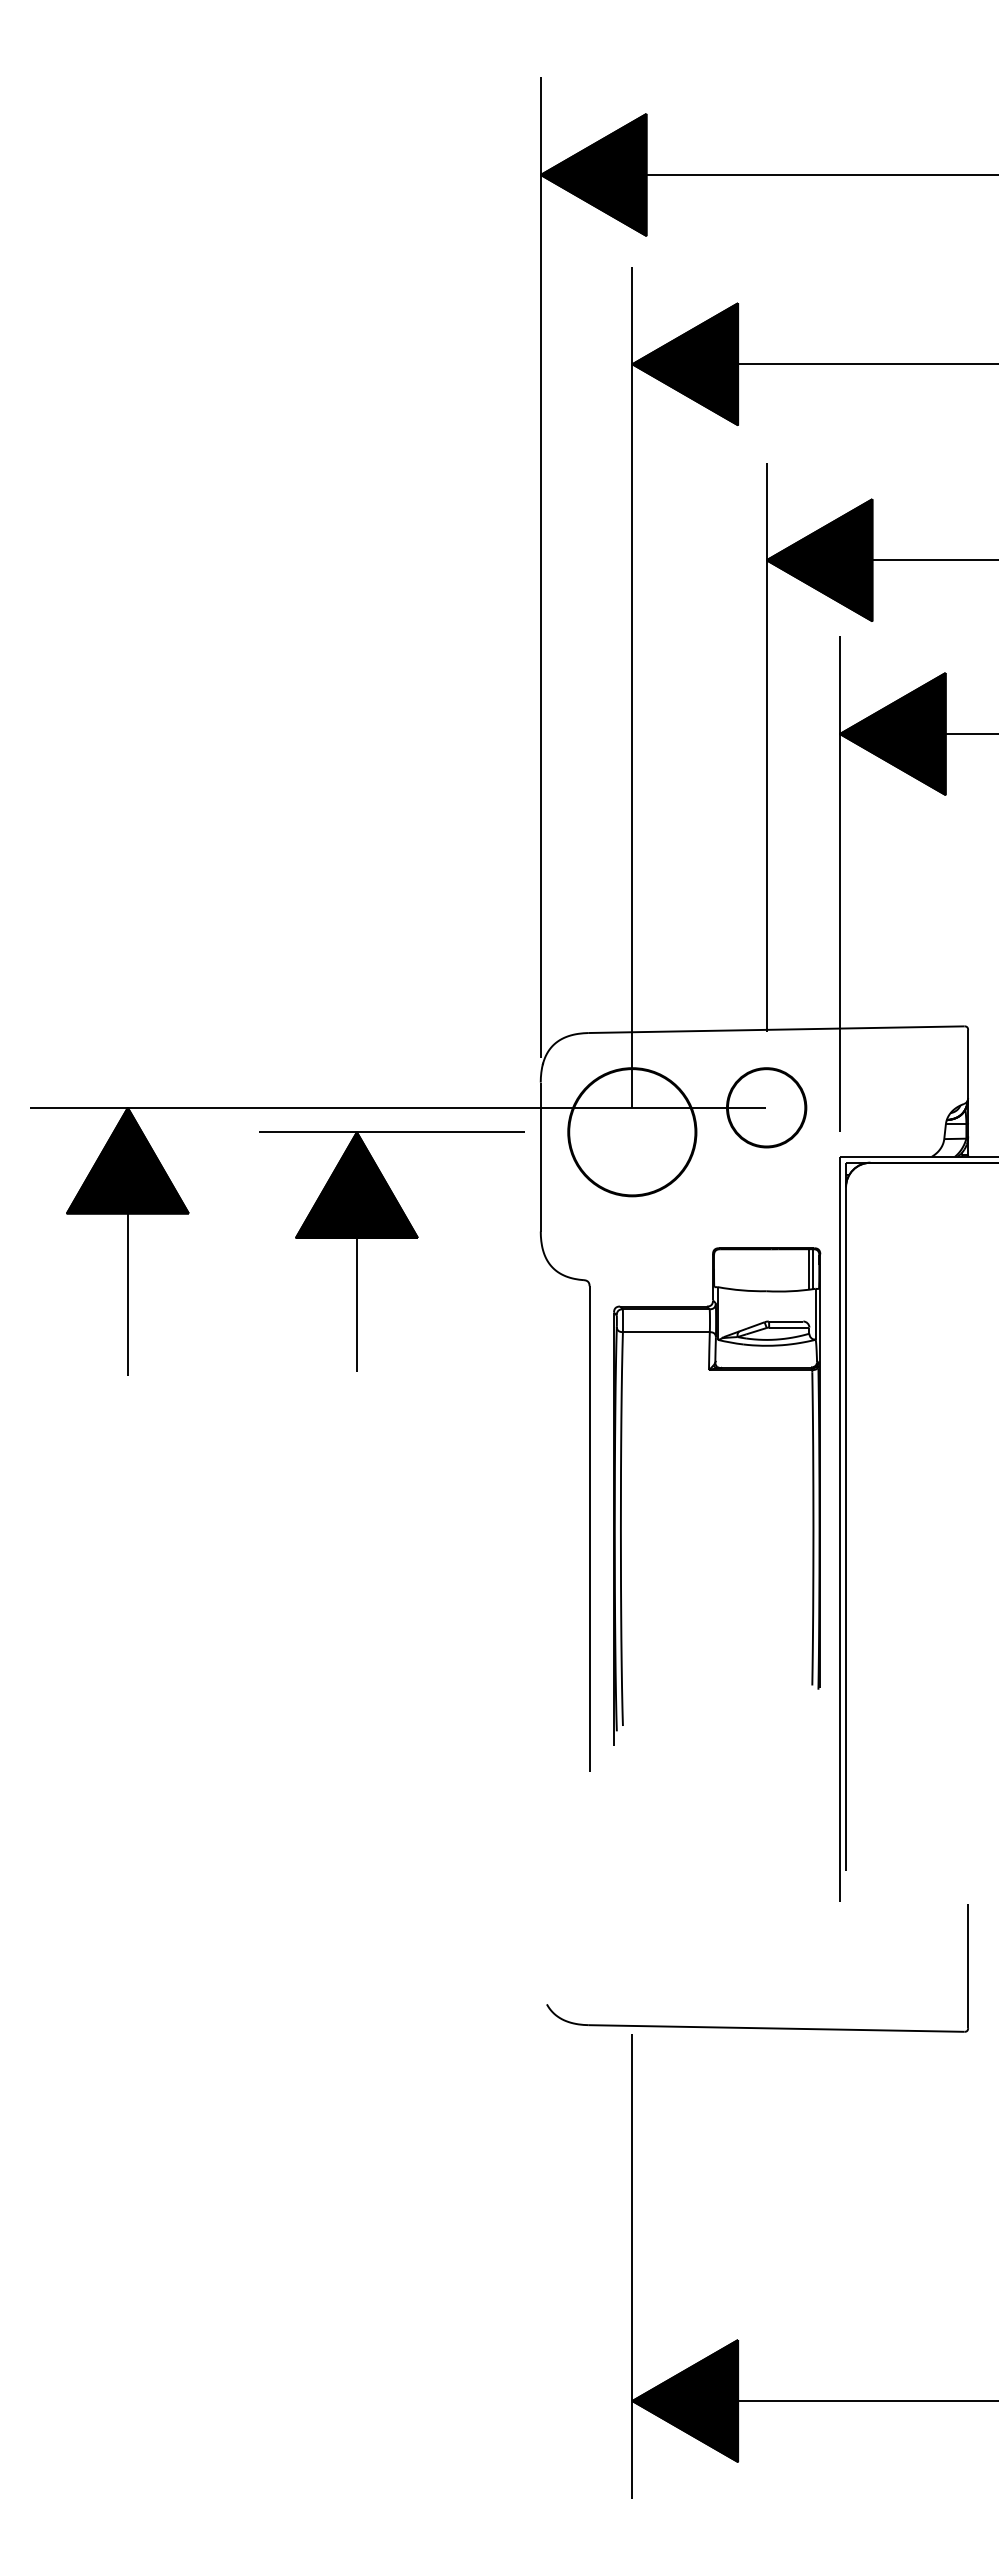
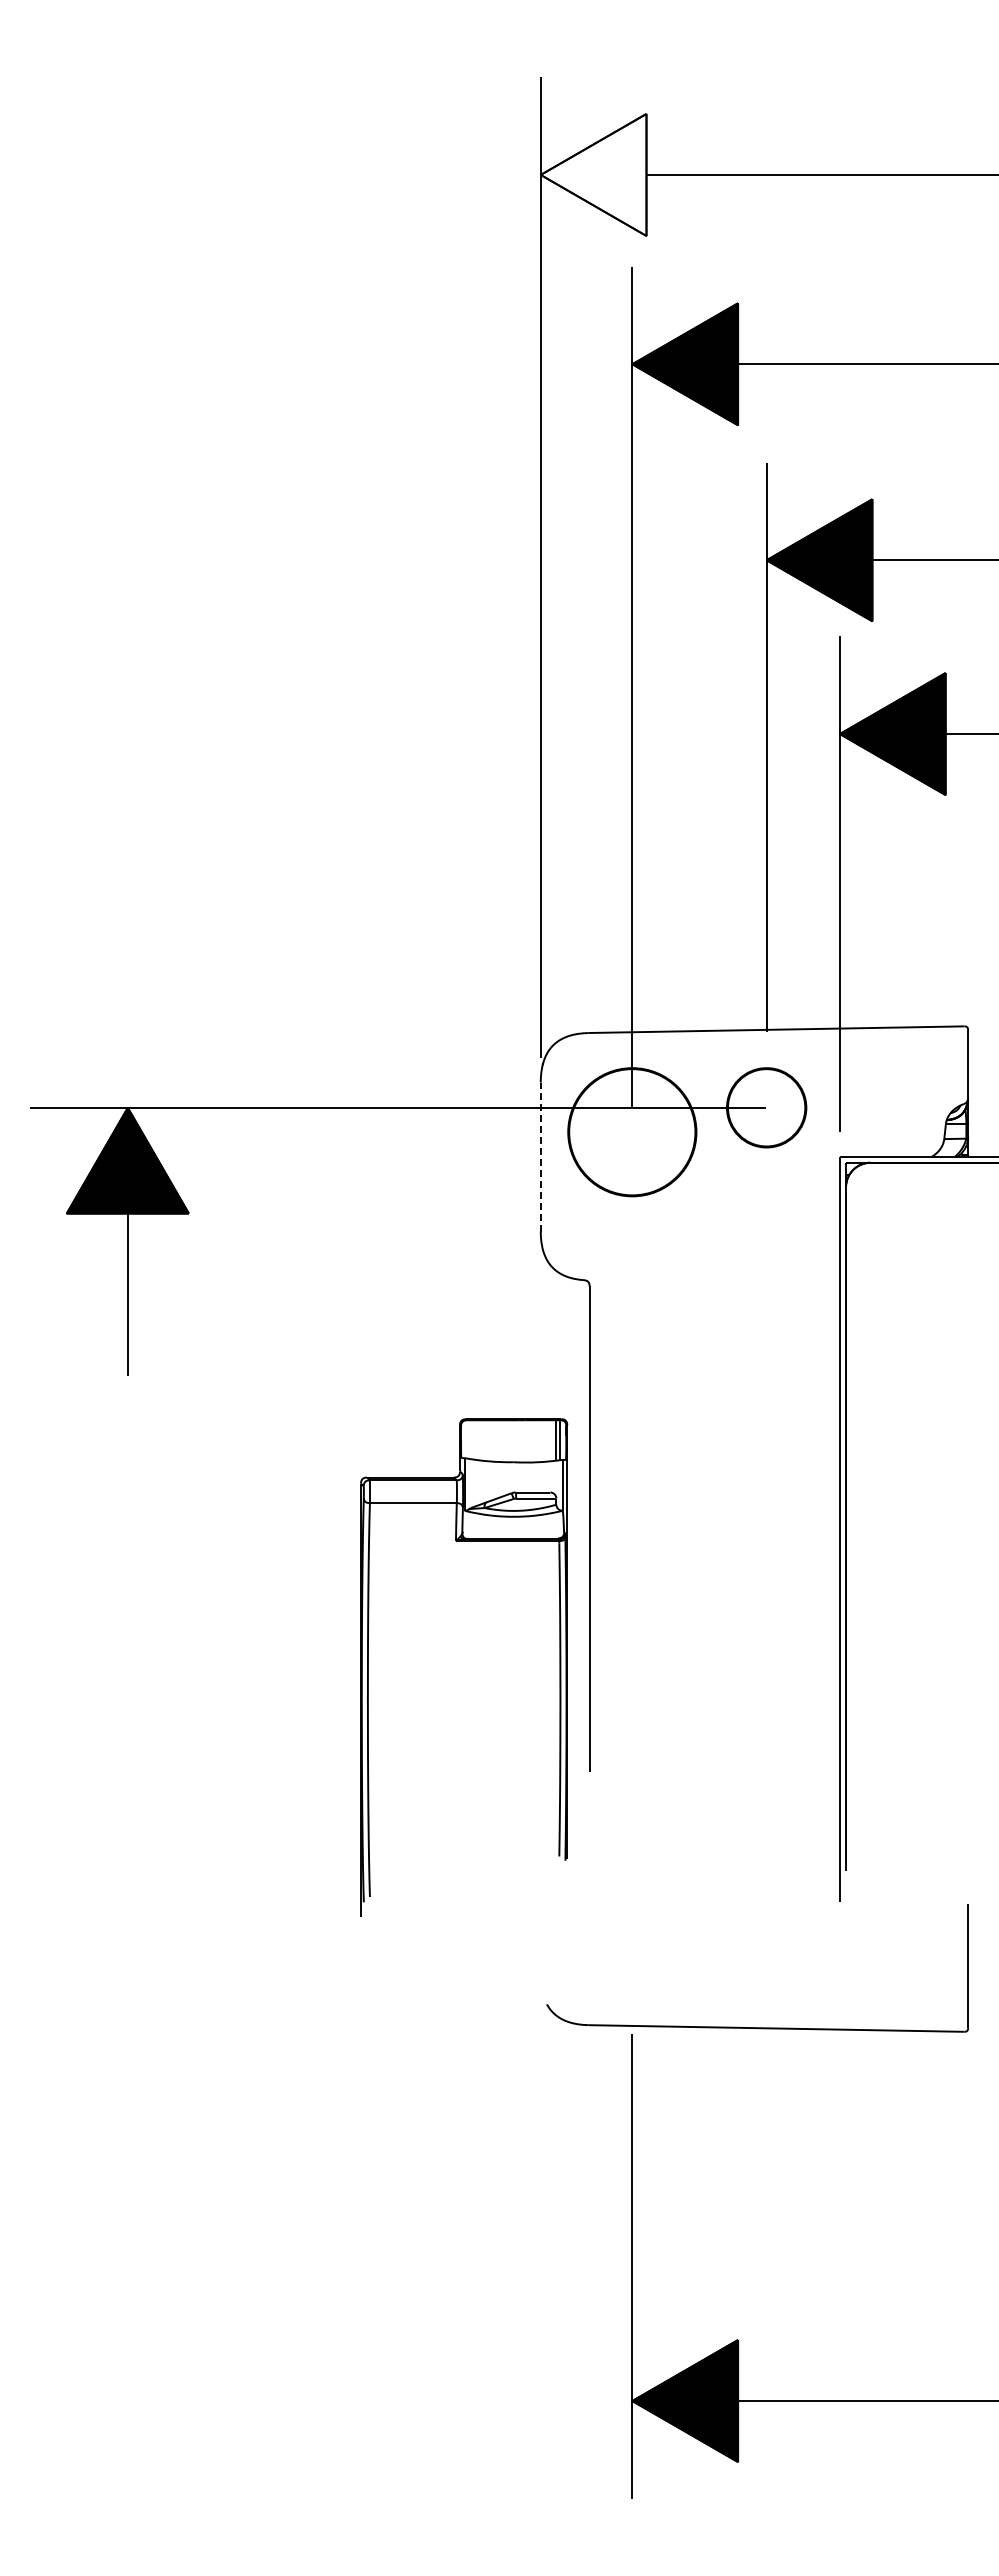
fill: present -> none (593, 174)
line: solid -> dashed (540, 1156)
part: present -> none (391, 1238)
part position: (812, 1496) -> (559, 1667) (559, 1667)
